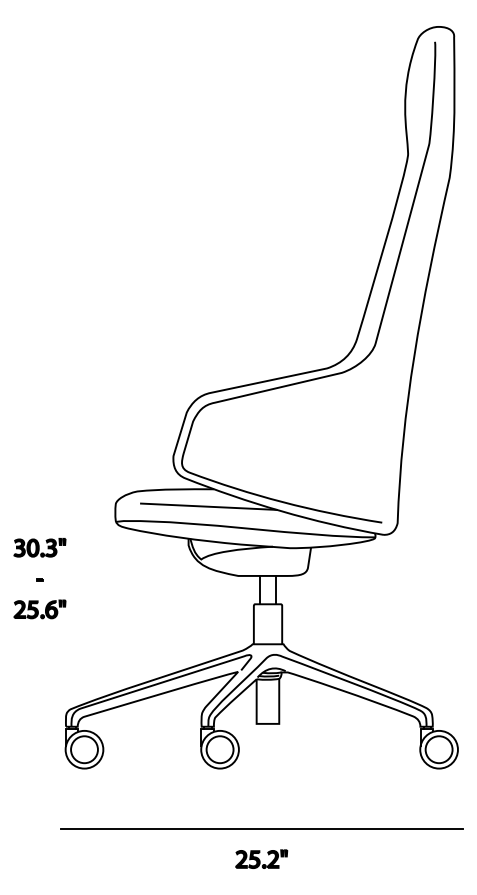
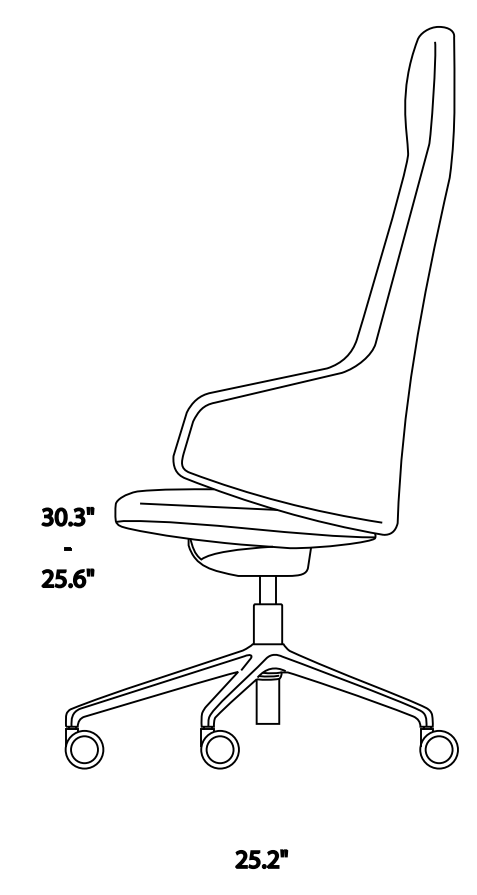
part position: (39, 578) -> (67, 547) (67, 547)
line: present -> none (261, 829)
